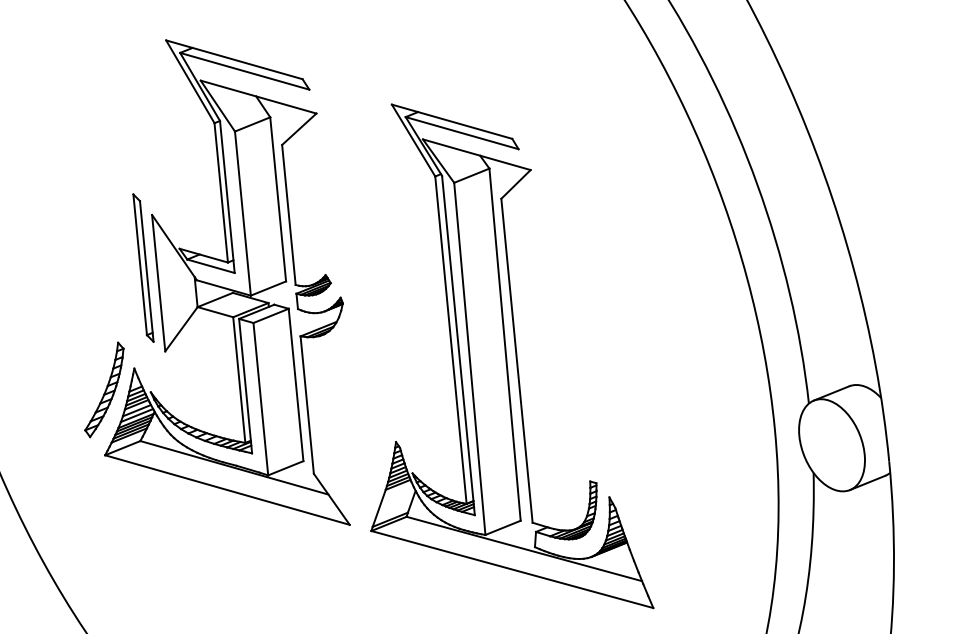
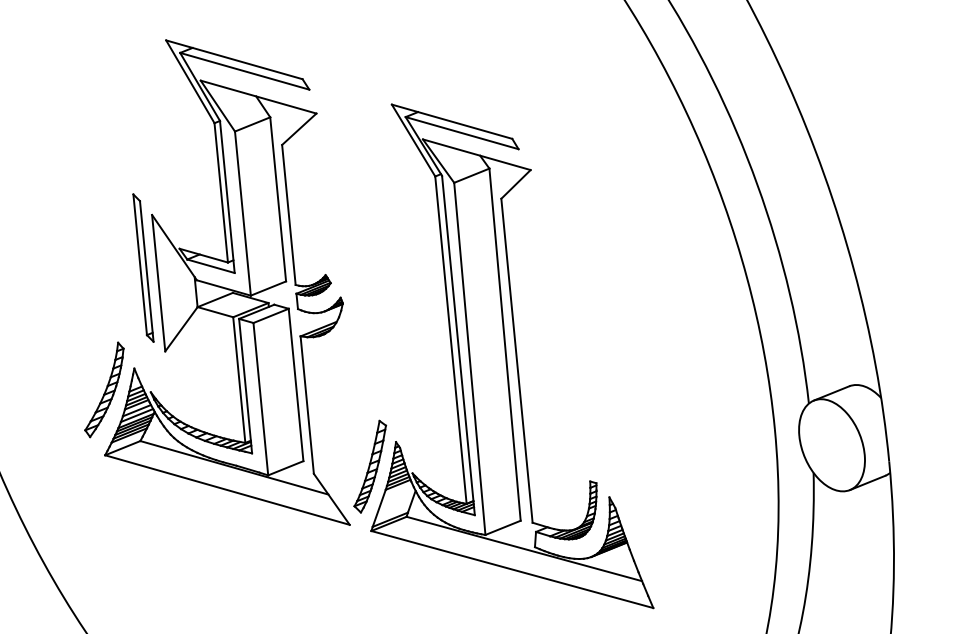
part: none -> present (370, 466)
